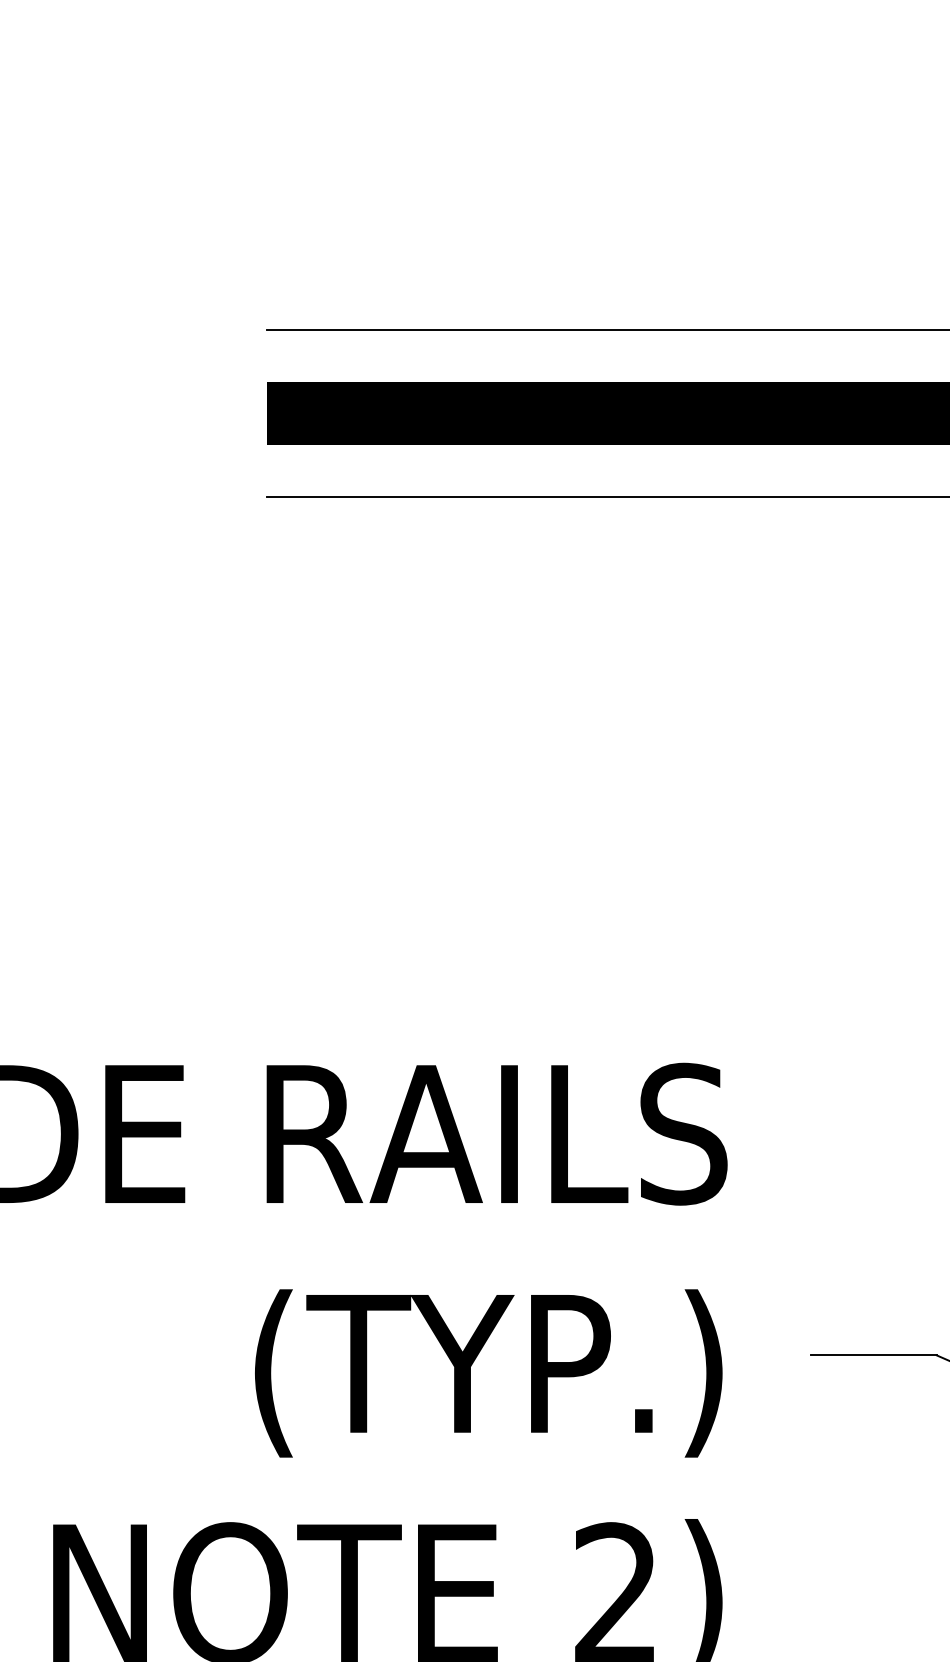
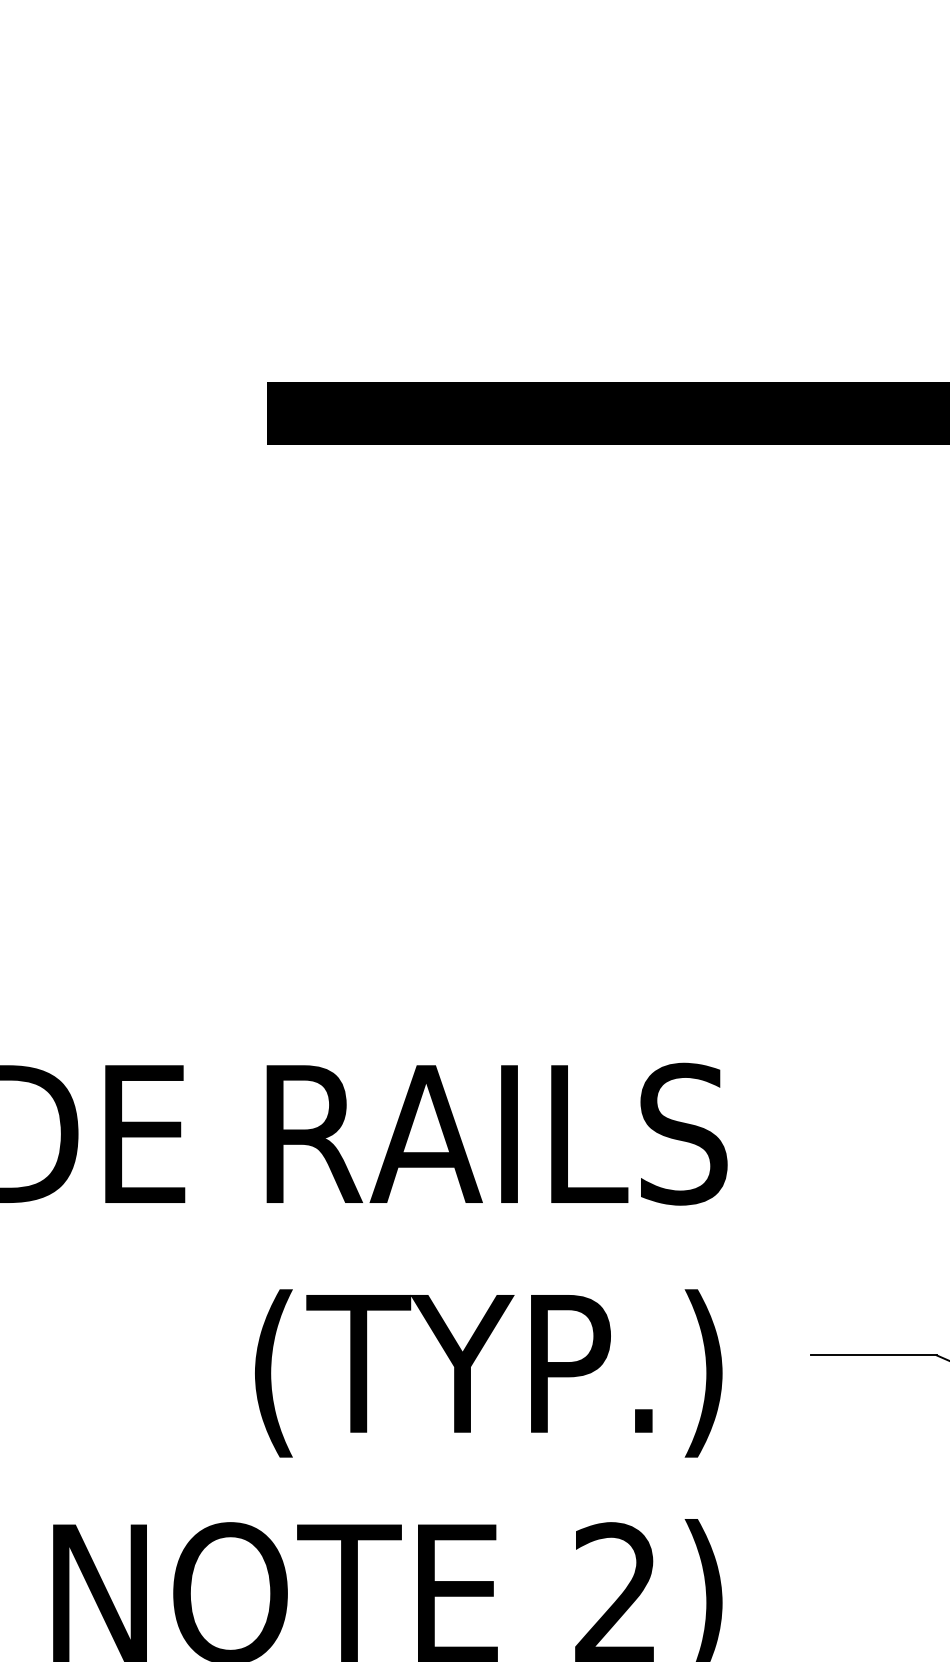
line: present -> none (606, 330)
line: present -> none (606, 496)
